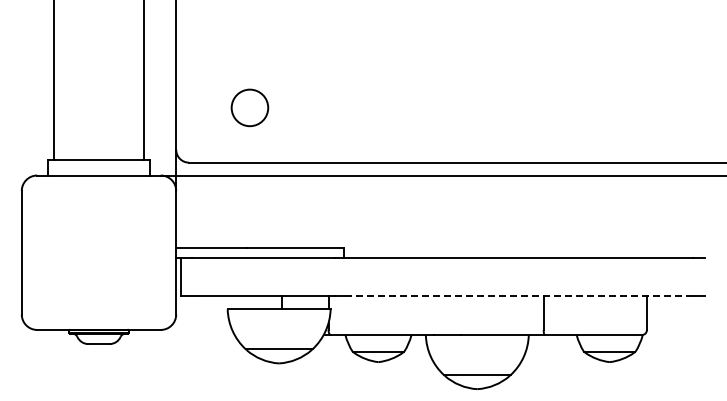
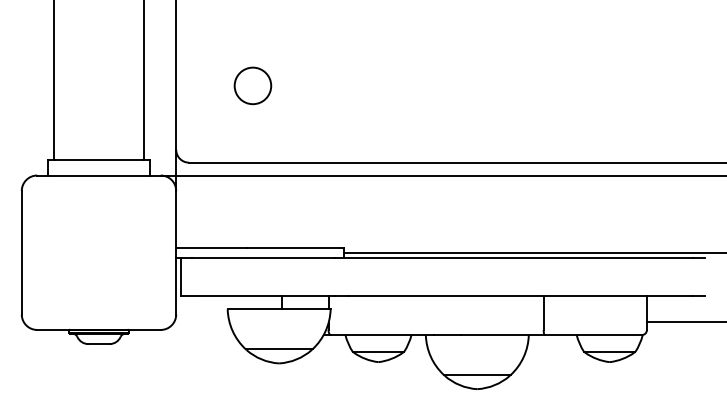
circle position: (249, 107) -> (252, 85) (252, 85)
line: none -> present (533, 252)
line: dashed -> solid (520, 296)
line: none -> present (684, 322)
